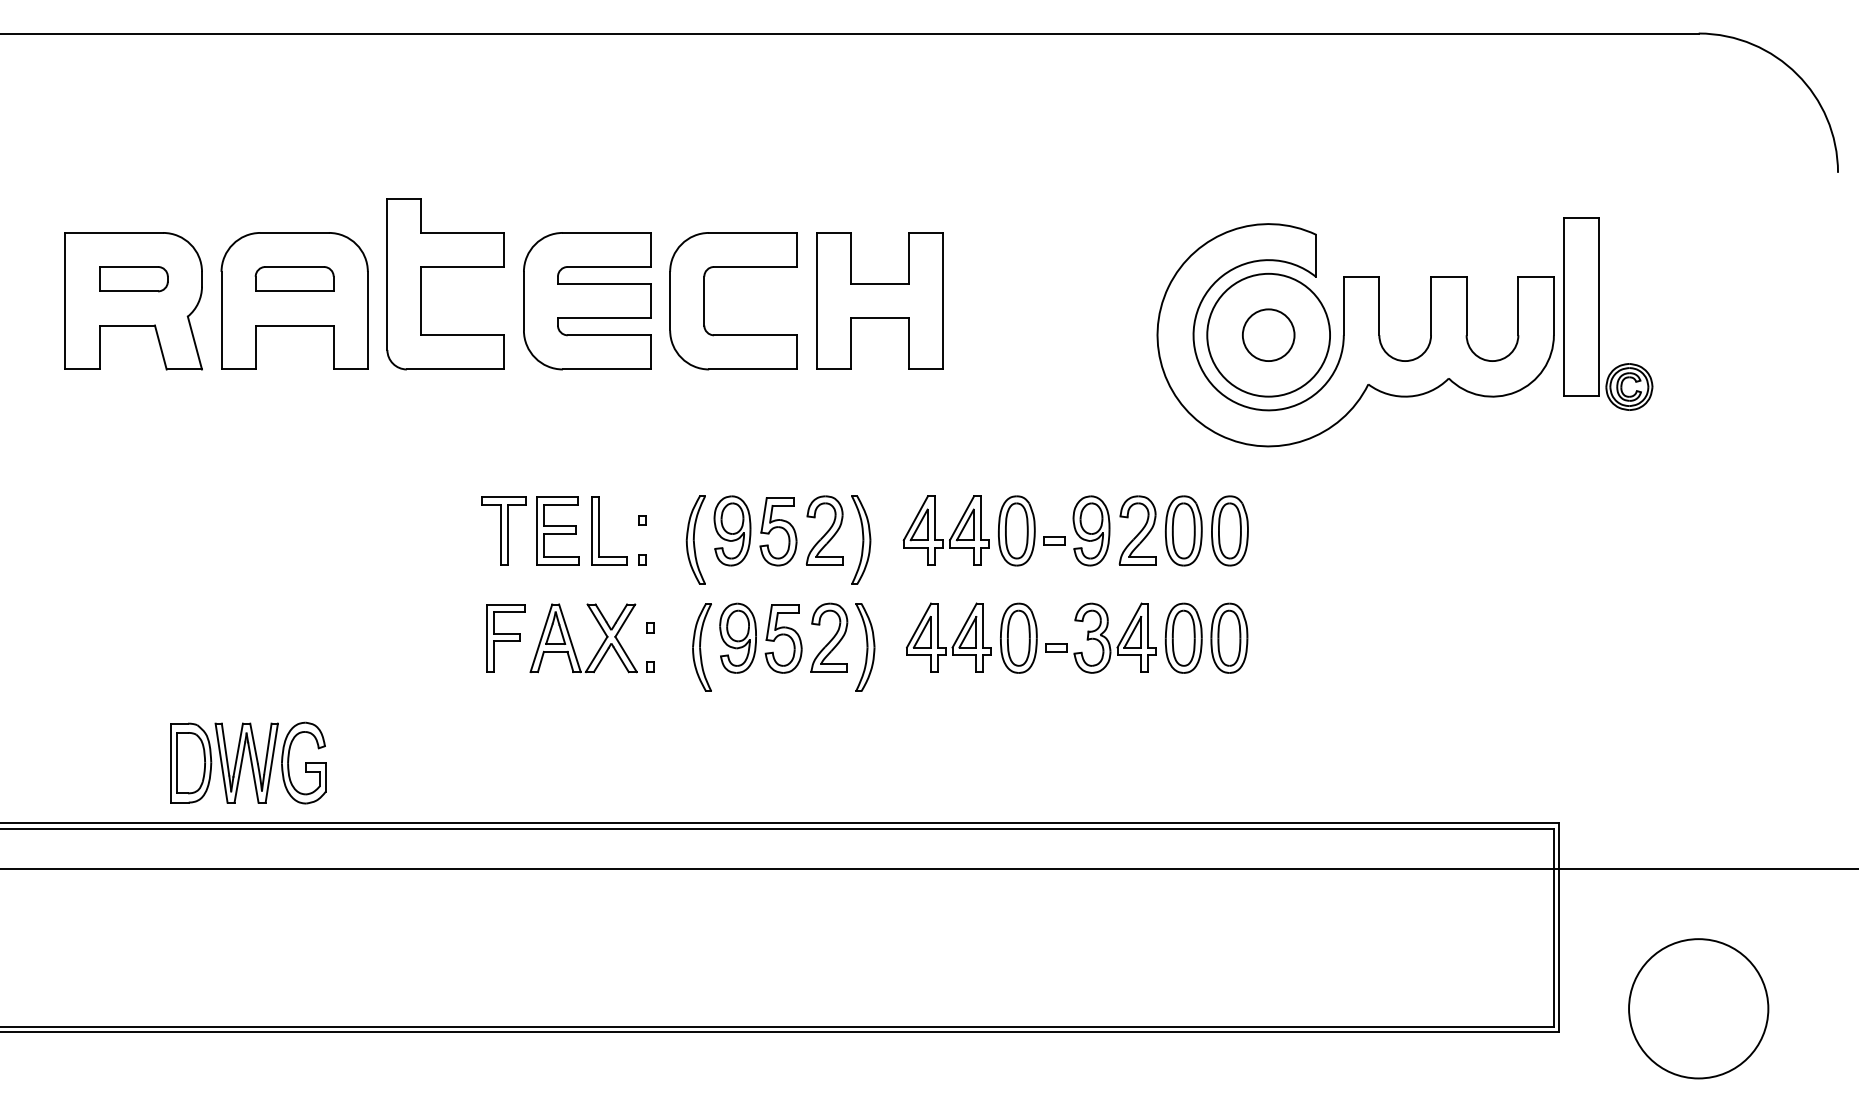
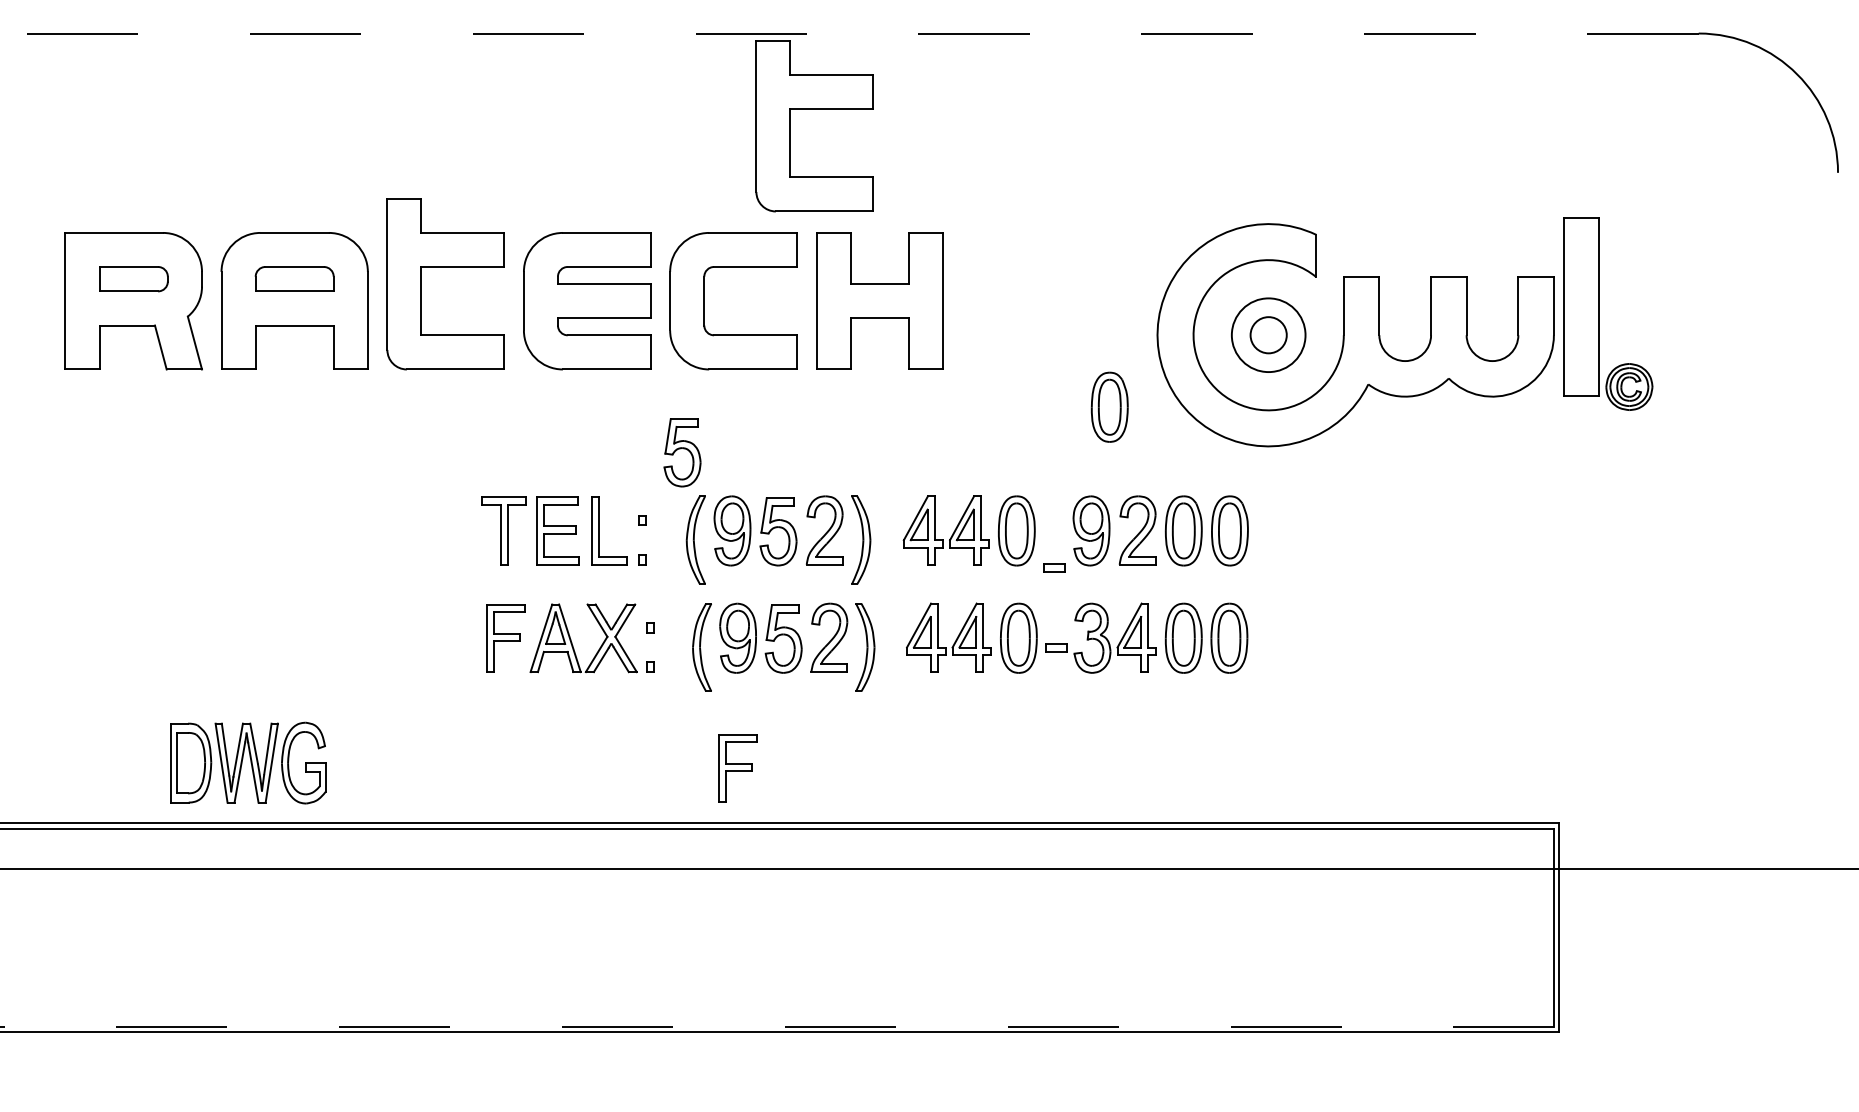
line: solid -> dashed (848, 33)
part: none -> present (814, 109)
circle diameter: 123 px -> 74 px (1268, 335)
circle diameter: 52 px -> 36 px (1268, 335)
part: none -> present (1109, 406)
part: none -> present (682, 452)
part position: (1054, 540) -> (1054, 567) (1054, 567)
part: none -> present (737, 768)
circle: present -> none (1698, 1008)
line: solid -> dashed (776, 1026)
